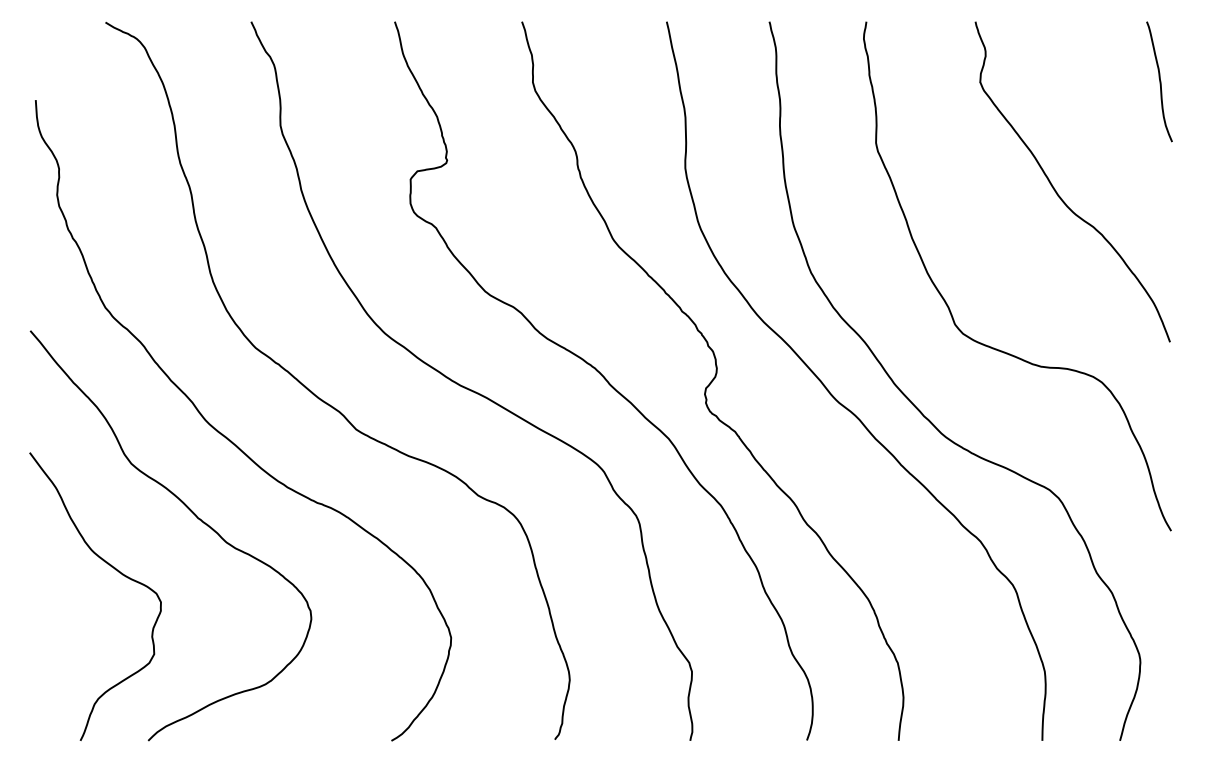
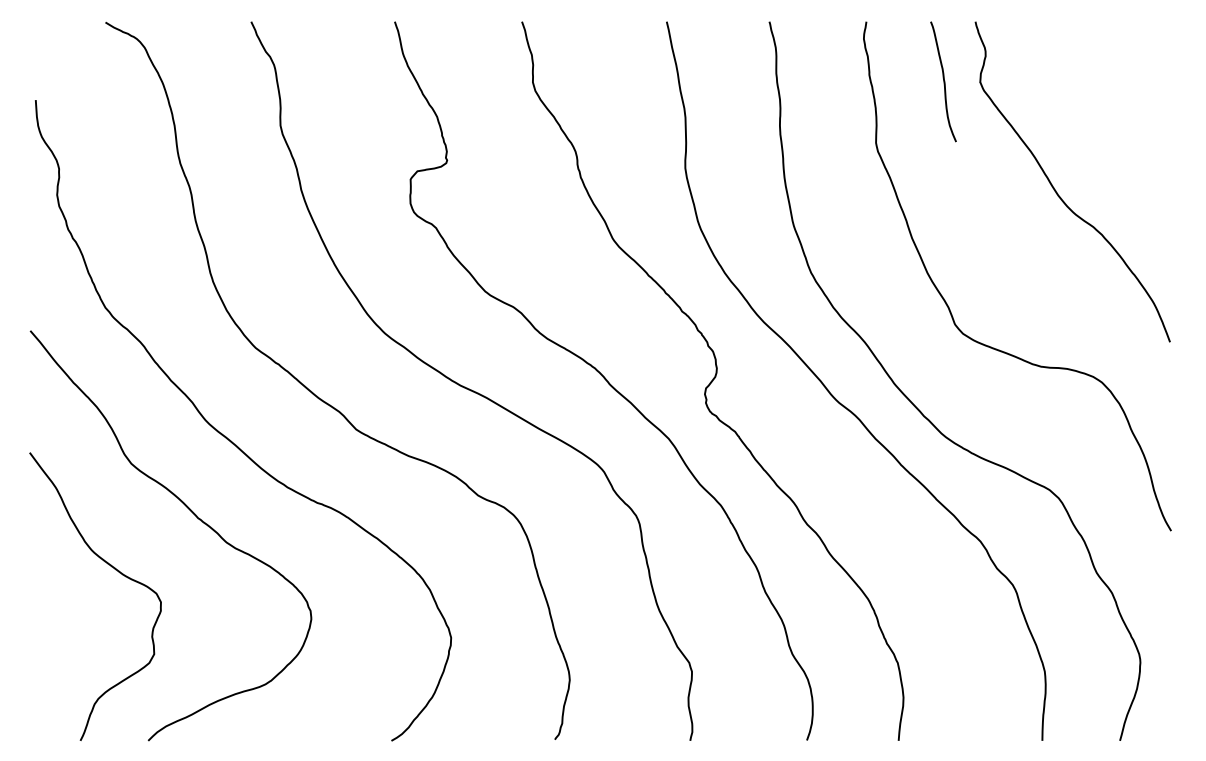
curve position: (1159, 81) -> (943, 81) (943, 81)
